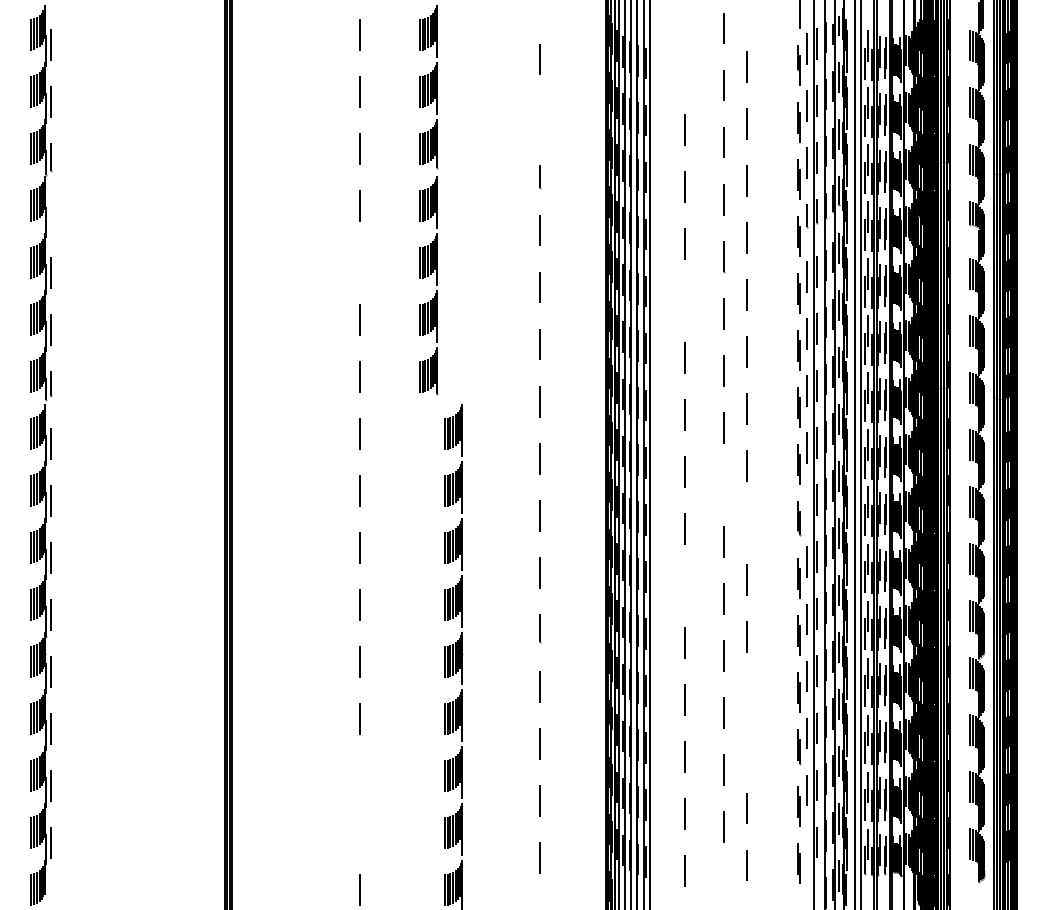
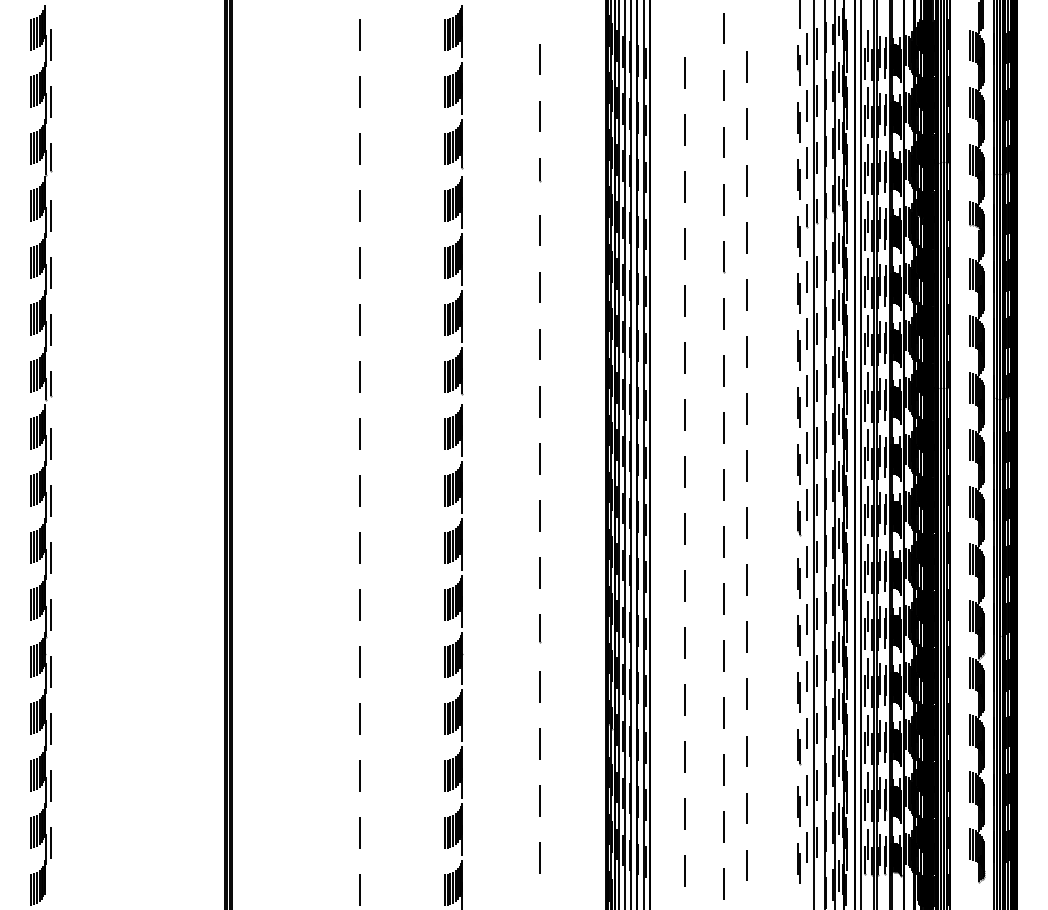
line: none -> present (684, 72)
line: none -> present (540, 116)
line position: (540, 177) -> (540, 170) (540, 170)
part position: (428, 200) -> (453, 200) (453, 200)
line: none -> present (50, 215)
line: none -> present (359, 262)
line: none -> present (684, 300)
line: none -> present (723, 484)
line: none -> present (807, 505)
line: none -> present (746, 523)
line: none -> present (684, 585)
line: none -> present (746, 694)
line: none -> present (746, 751)
line: none -> present (359, 775)
line: none -> present (359, 833)
line: none -> present (807, 847)
line: none -> present (723, 883)
